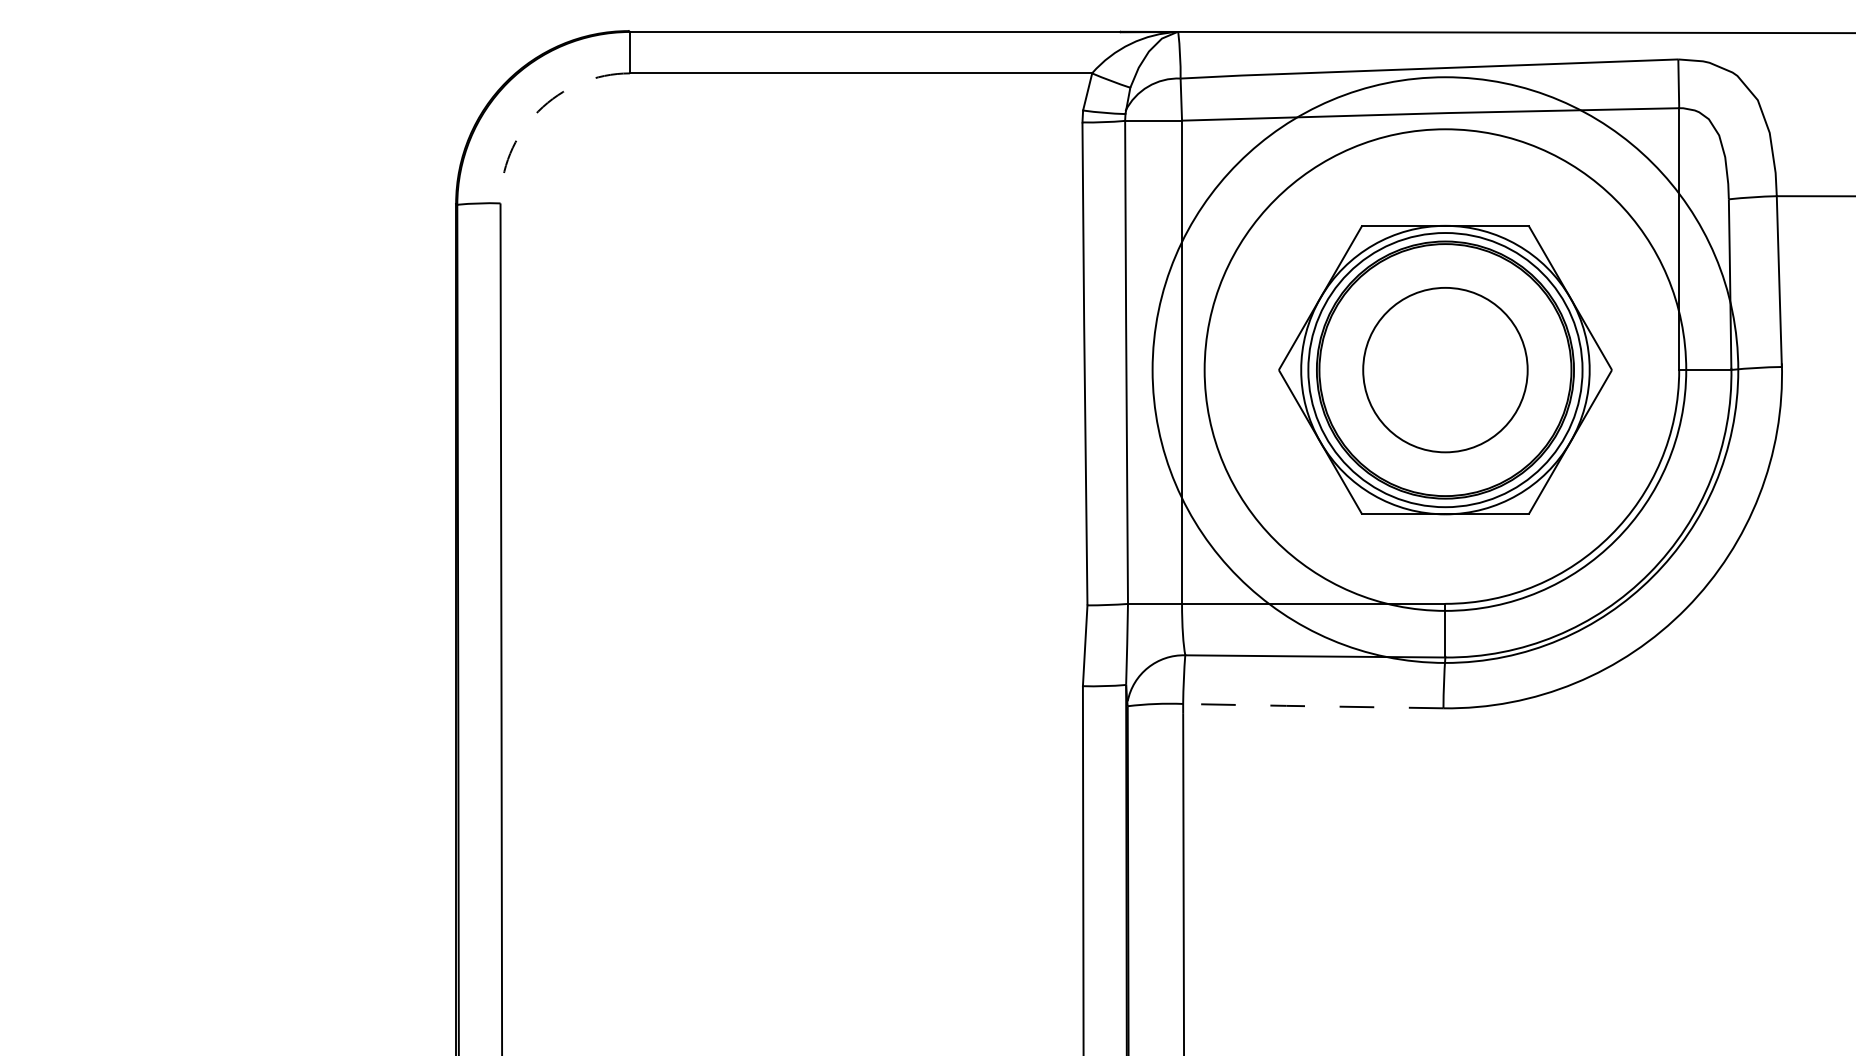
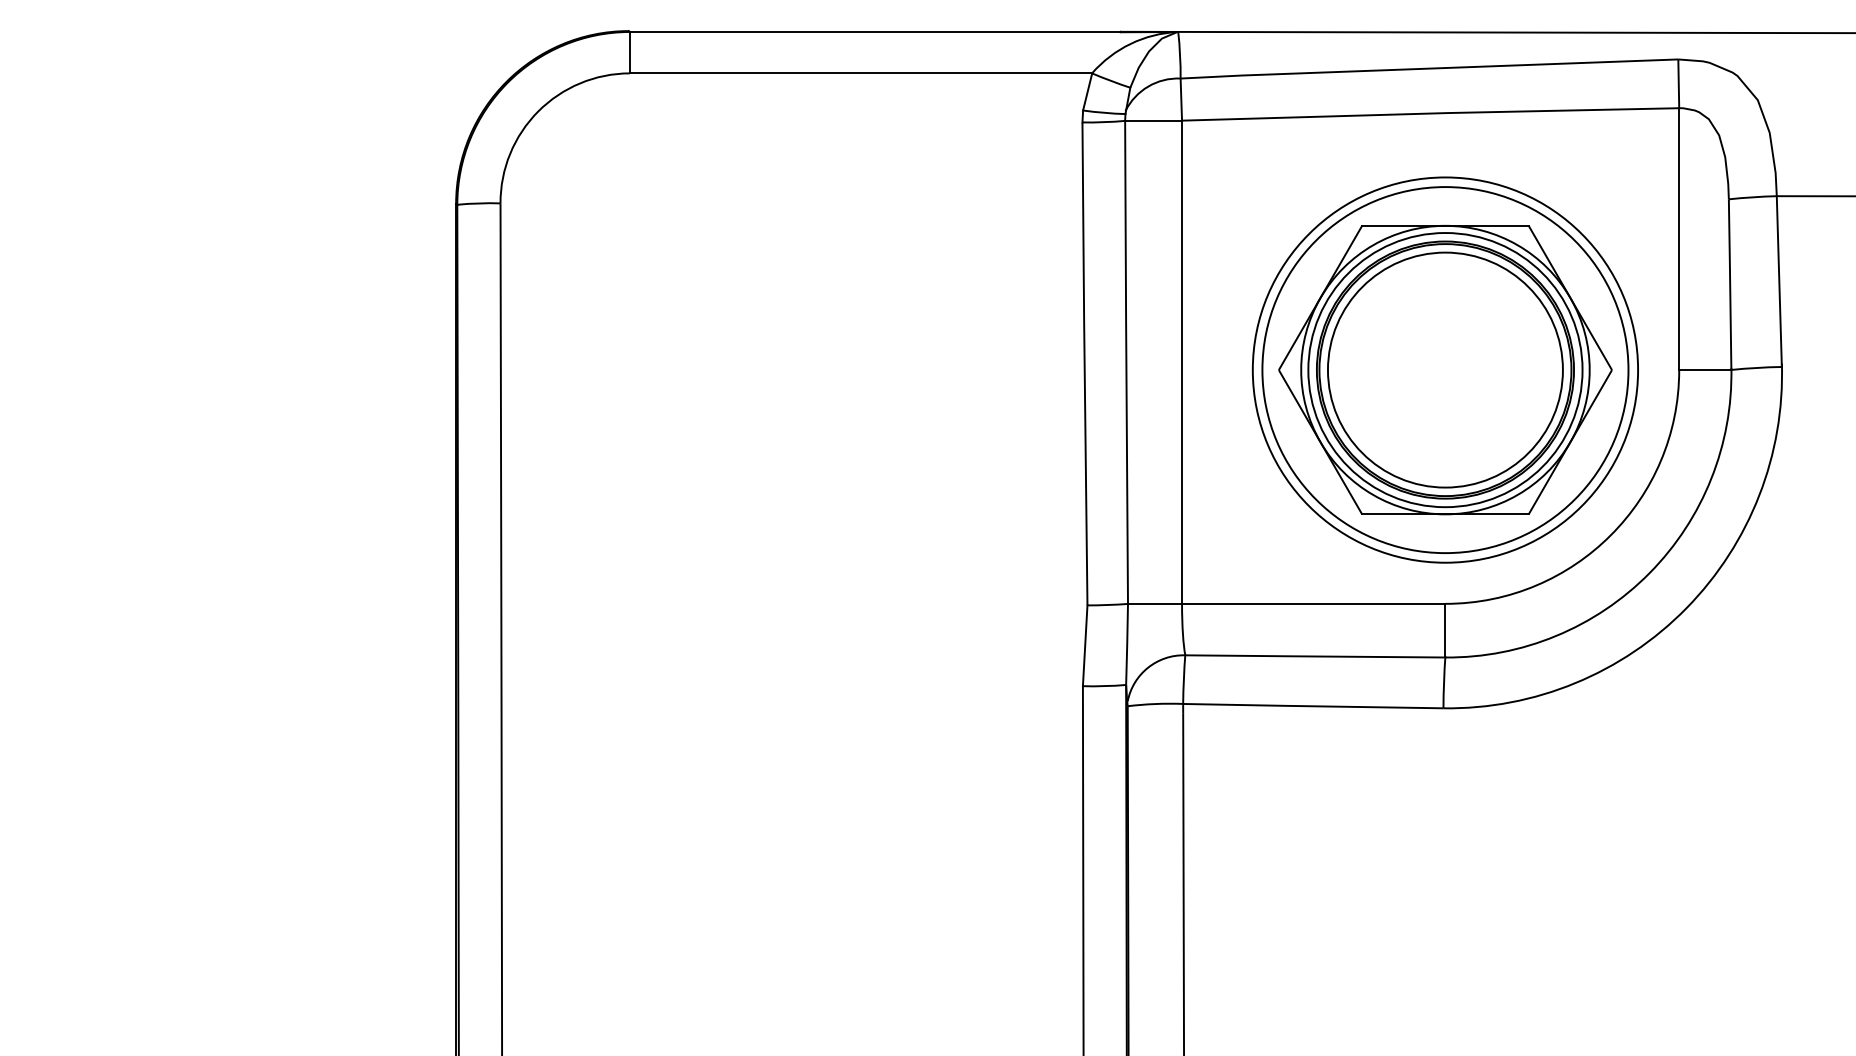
arc: dashed -> solid (538, 111)
circle diameter: 164 px -> 235 px (1444, 369)
circle diameter: 482 px -> 385 px (1445, 369)
circle diameter: 586 px -> 366 px (1445, 370)
line: dashed -> solid (1312, 706)
